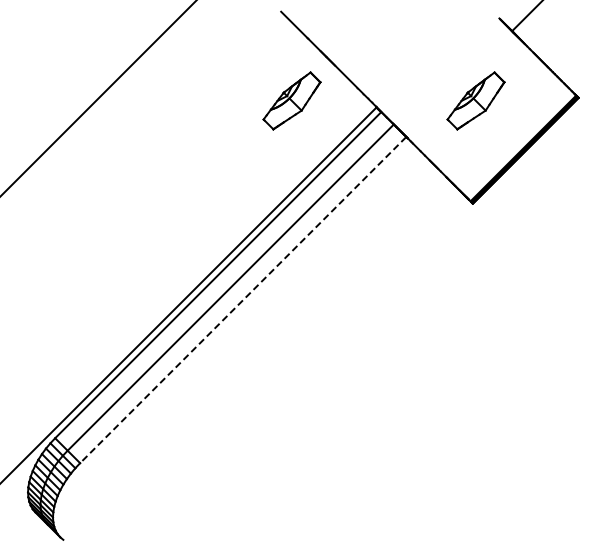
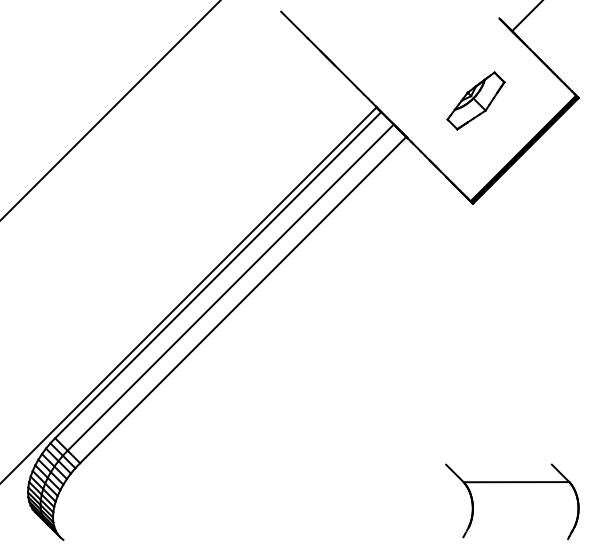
line position: (98, 98) -> (110, 110) (110, 110)
part: present -> none (291, 100)
line: dashed -> solid (243, 300)
part: none -> present (512, 483)
